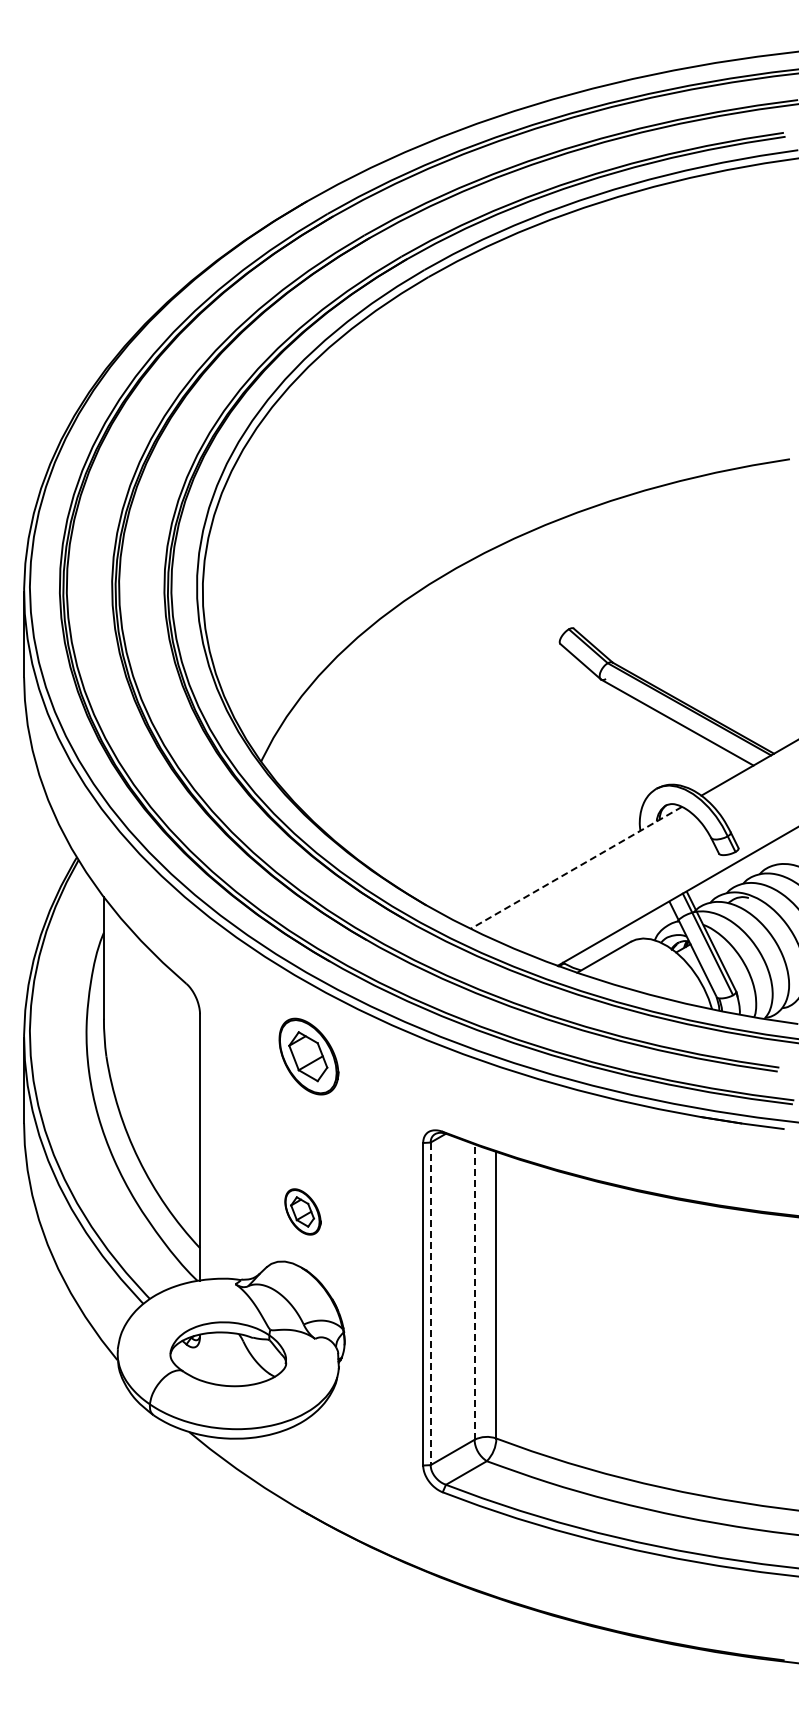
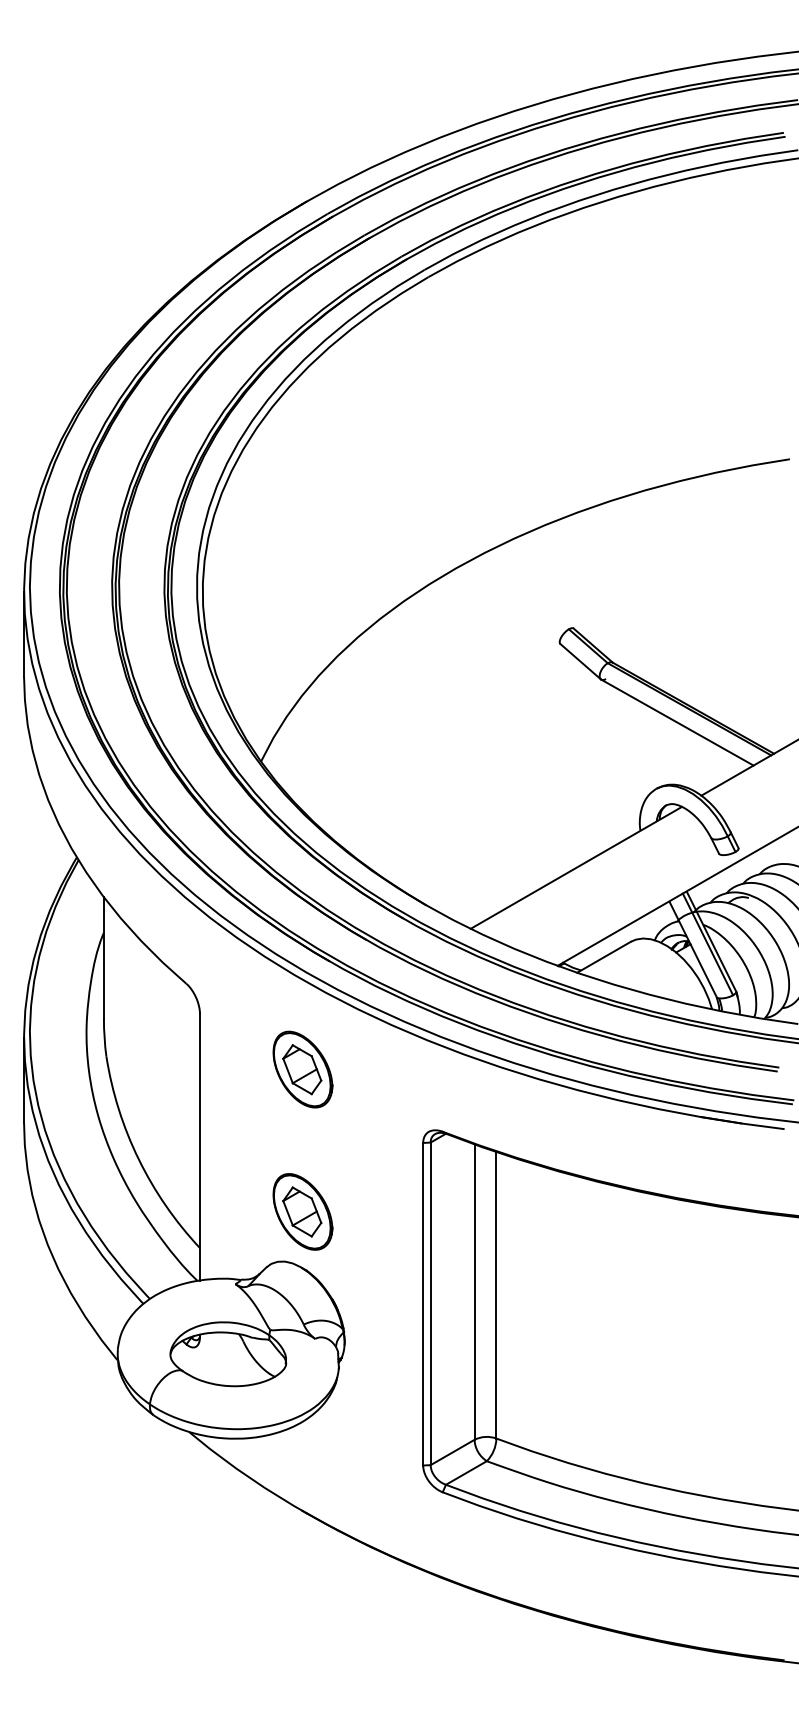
line: dashed -> solid (576, 867)
part position: (308, 1056) -> (302, 1069) (302, 1069)
part size: 38x48 px -> 62x78 px (302, 1211)
line: dashed -> solid (474, 1292)
line: dashed -> solid (430, 1304)
